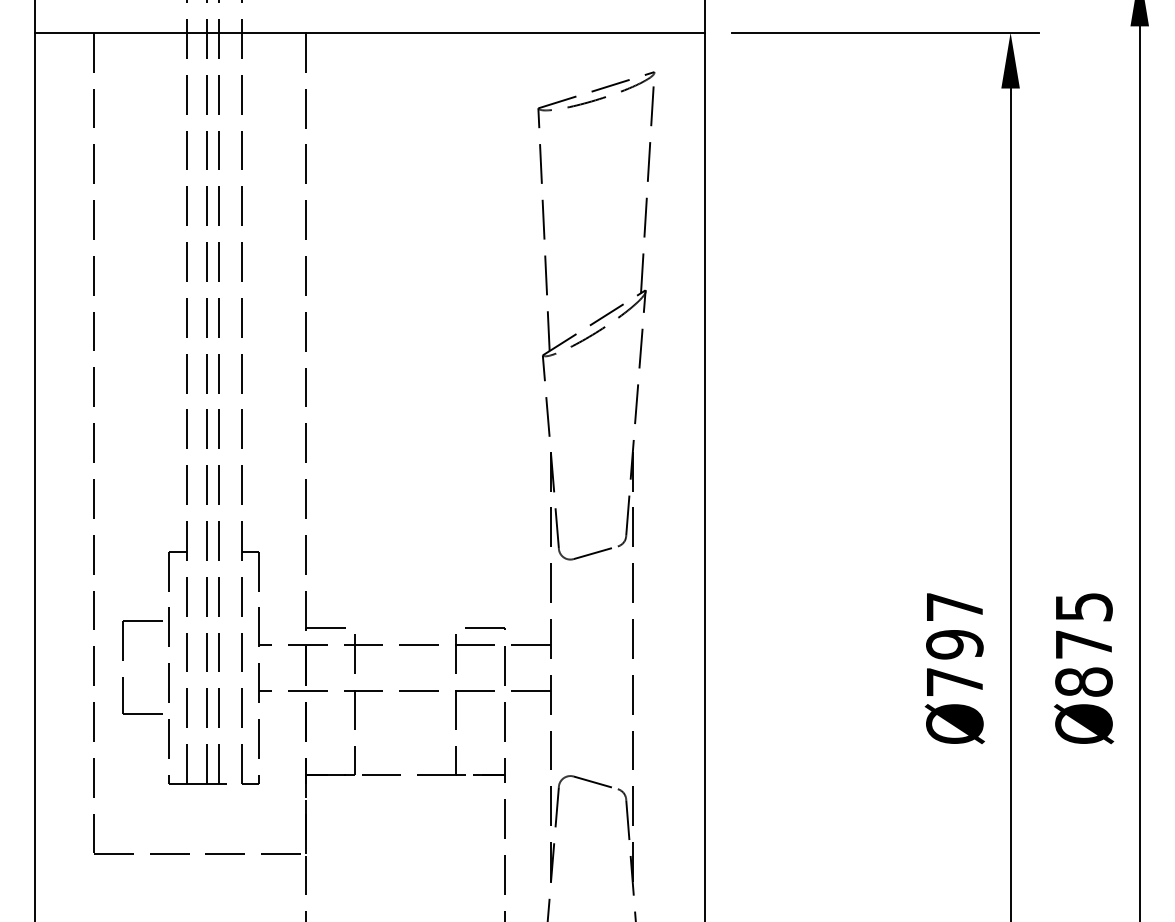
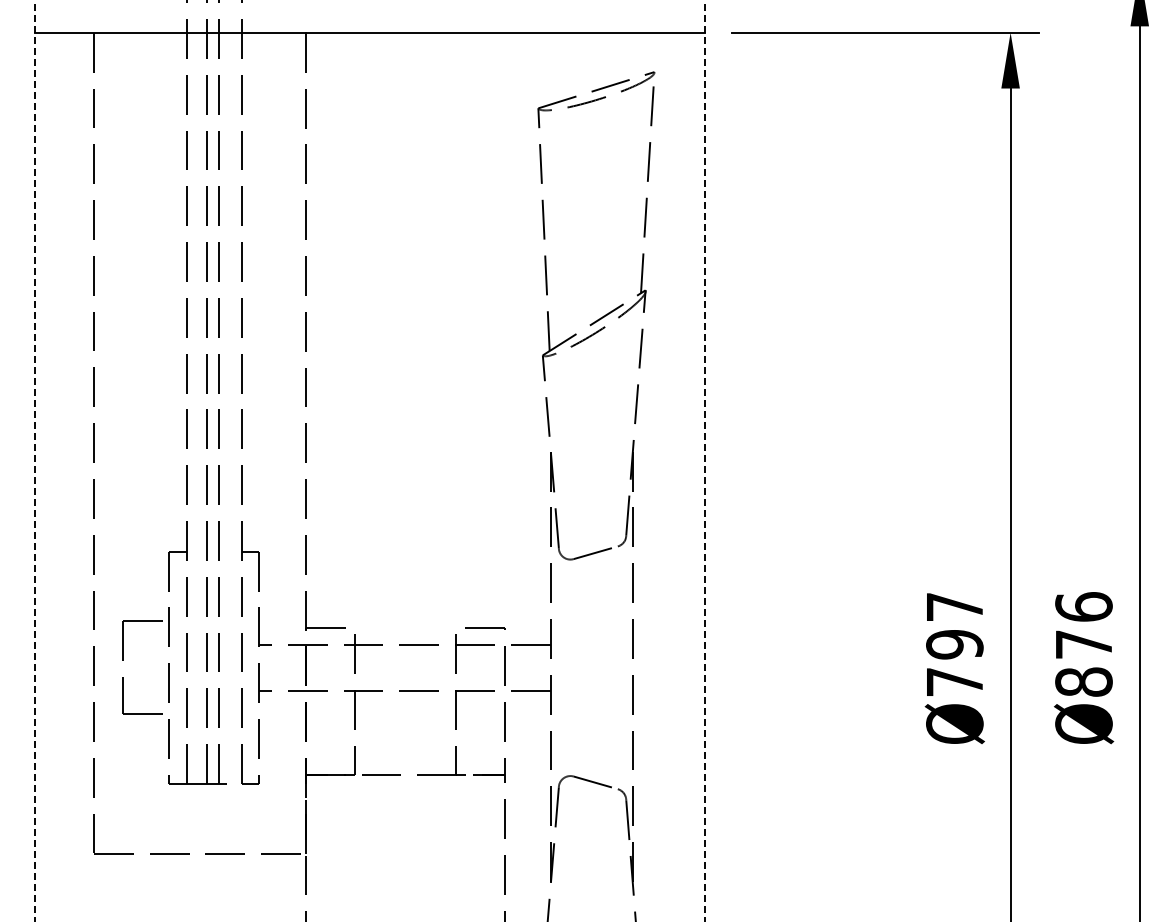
line: solid -> dashed (35, 461)
line: solid -> dashed (704, 461)
text: Ø875 -> Ø876 (1083, 606)
